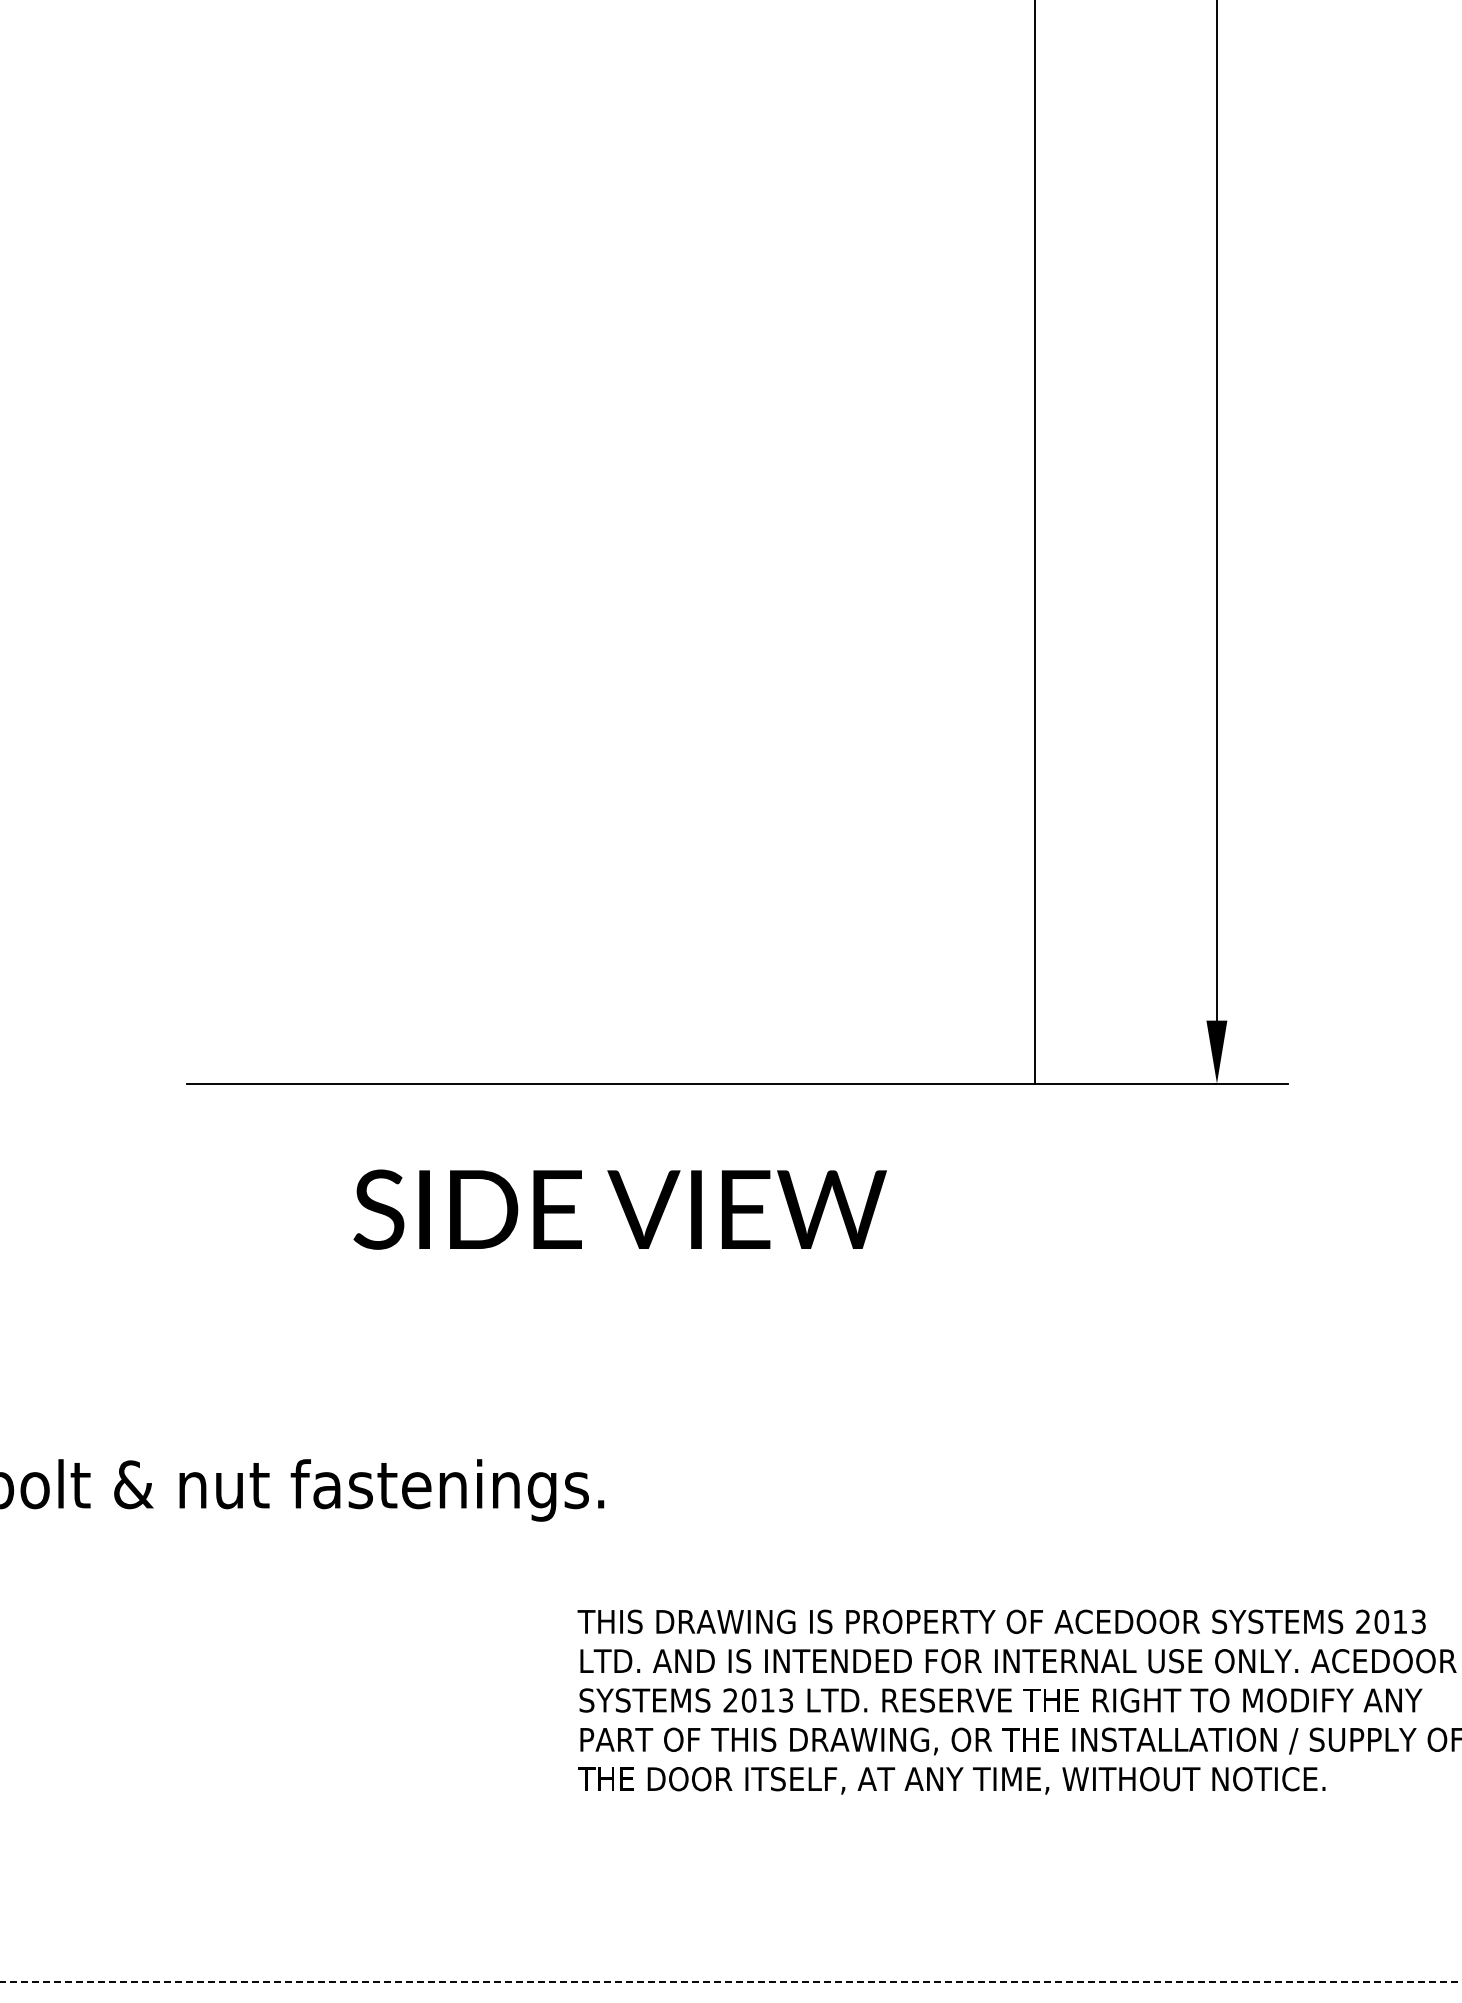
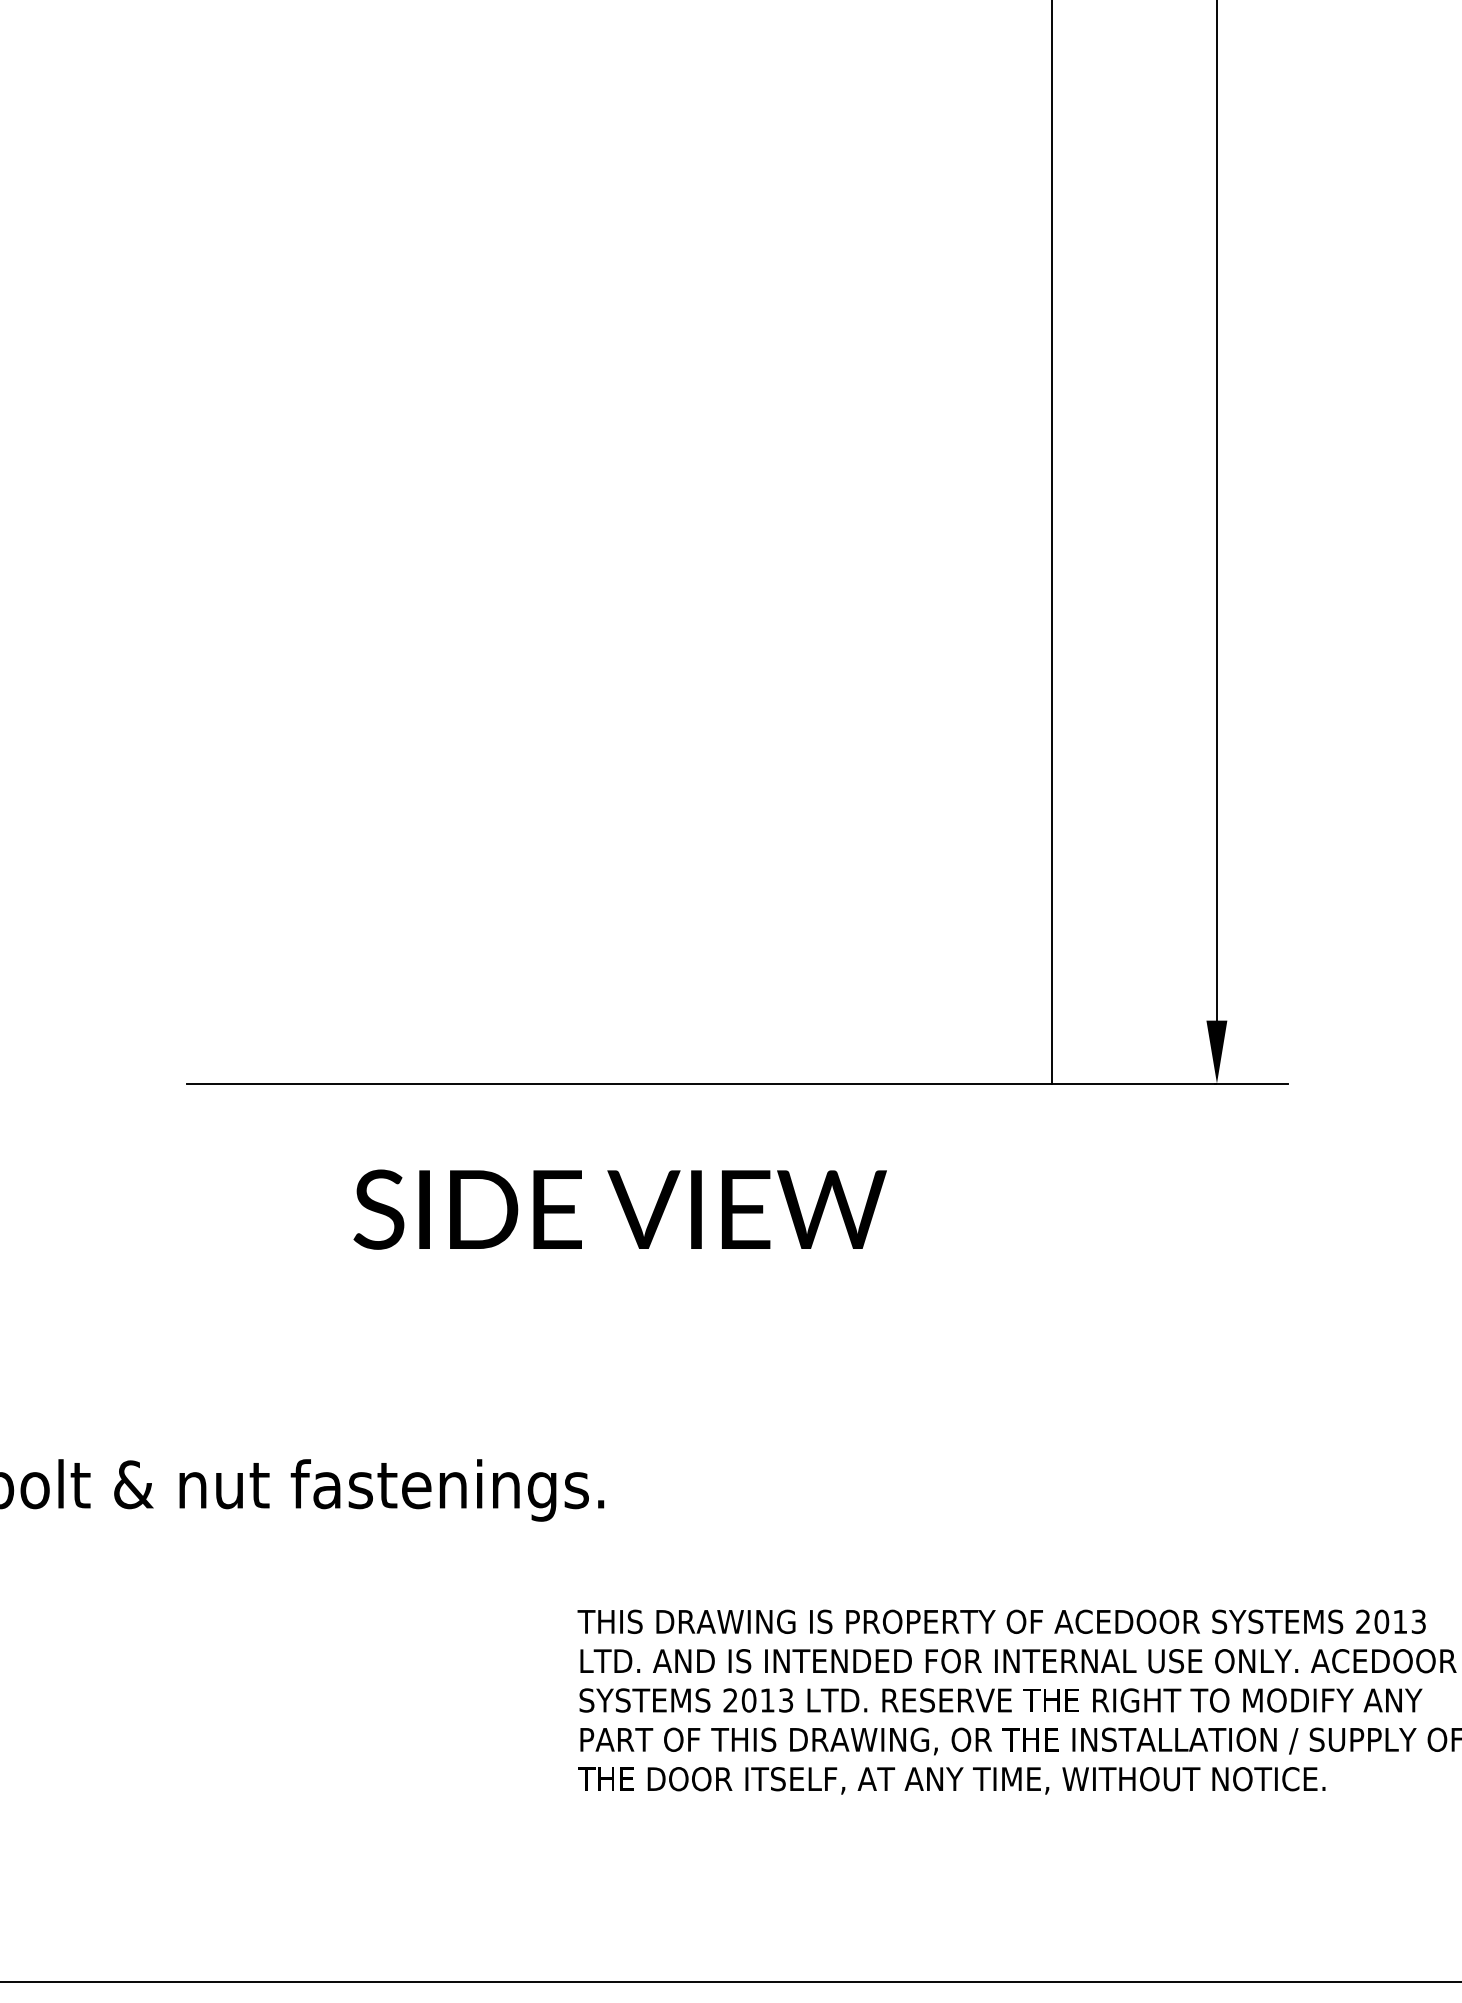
line position: (1034, 542) -> (1051, 542) (1051, 542)
line: dashed -> solid (731, 1981)
